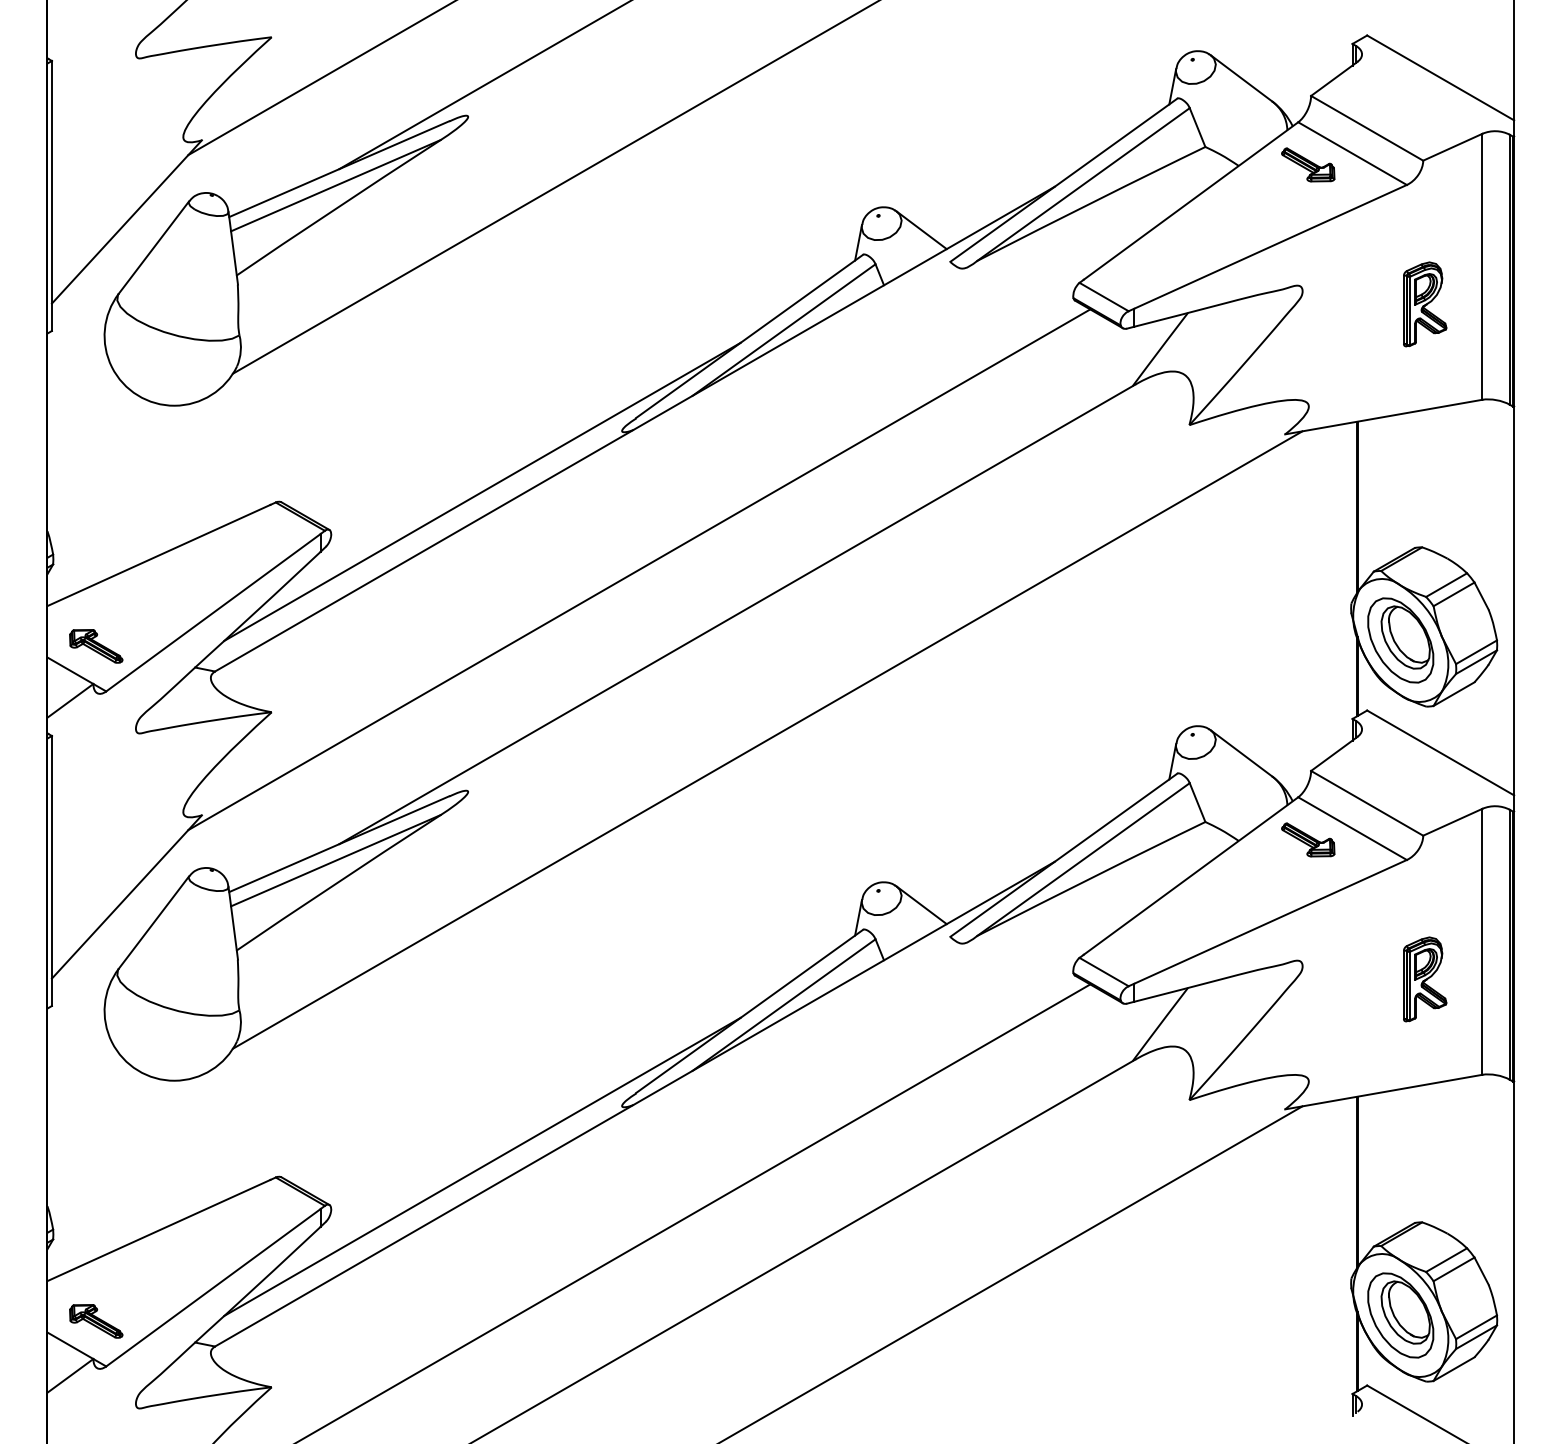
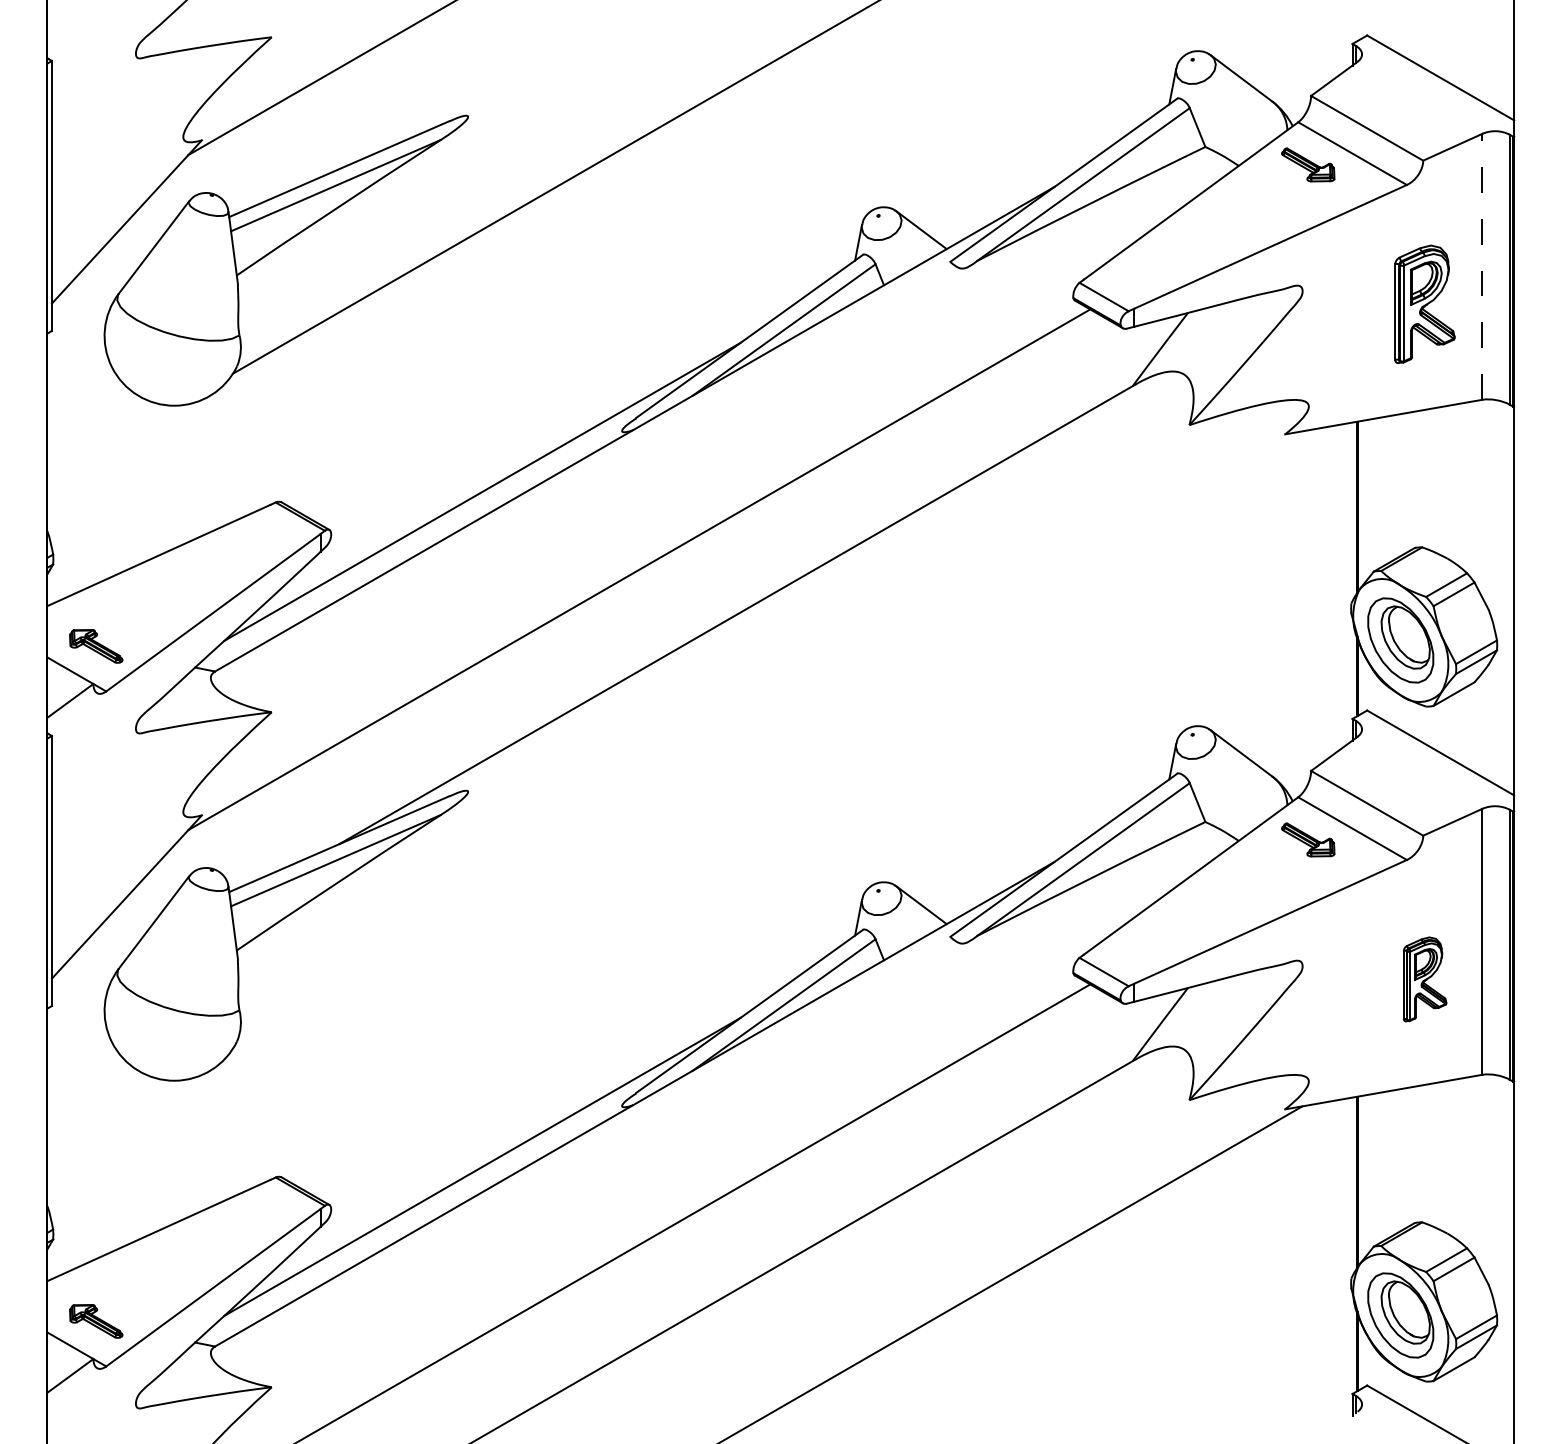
line: present -> none (483, 85)
line: solid -> dashed (1482, 266)
part size: 45x87 px -> 62x120 px (1424, 303)
line: present -> none (767, 739)
